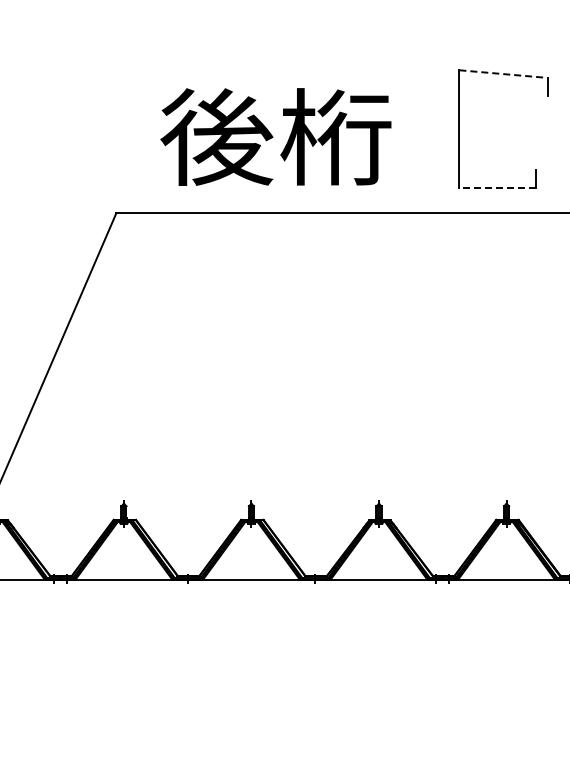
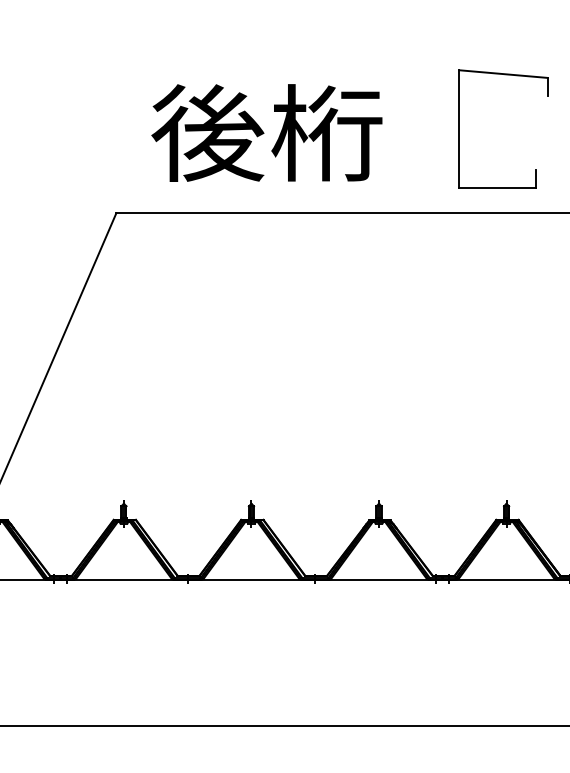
line: dashed -> solid (504, 74)
text position: (275, 136) -> (266, 132) (266, 132)
line: dashed -> solid (497, 187)
line: none -> present (284, 726)
